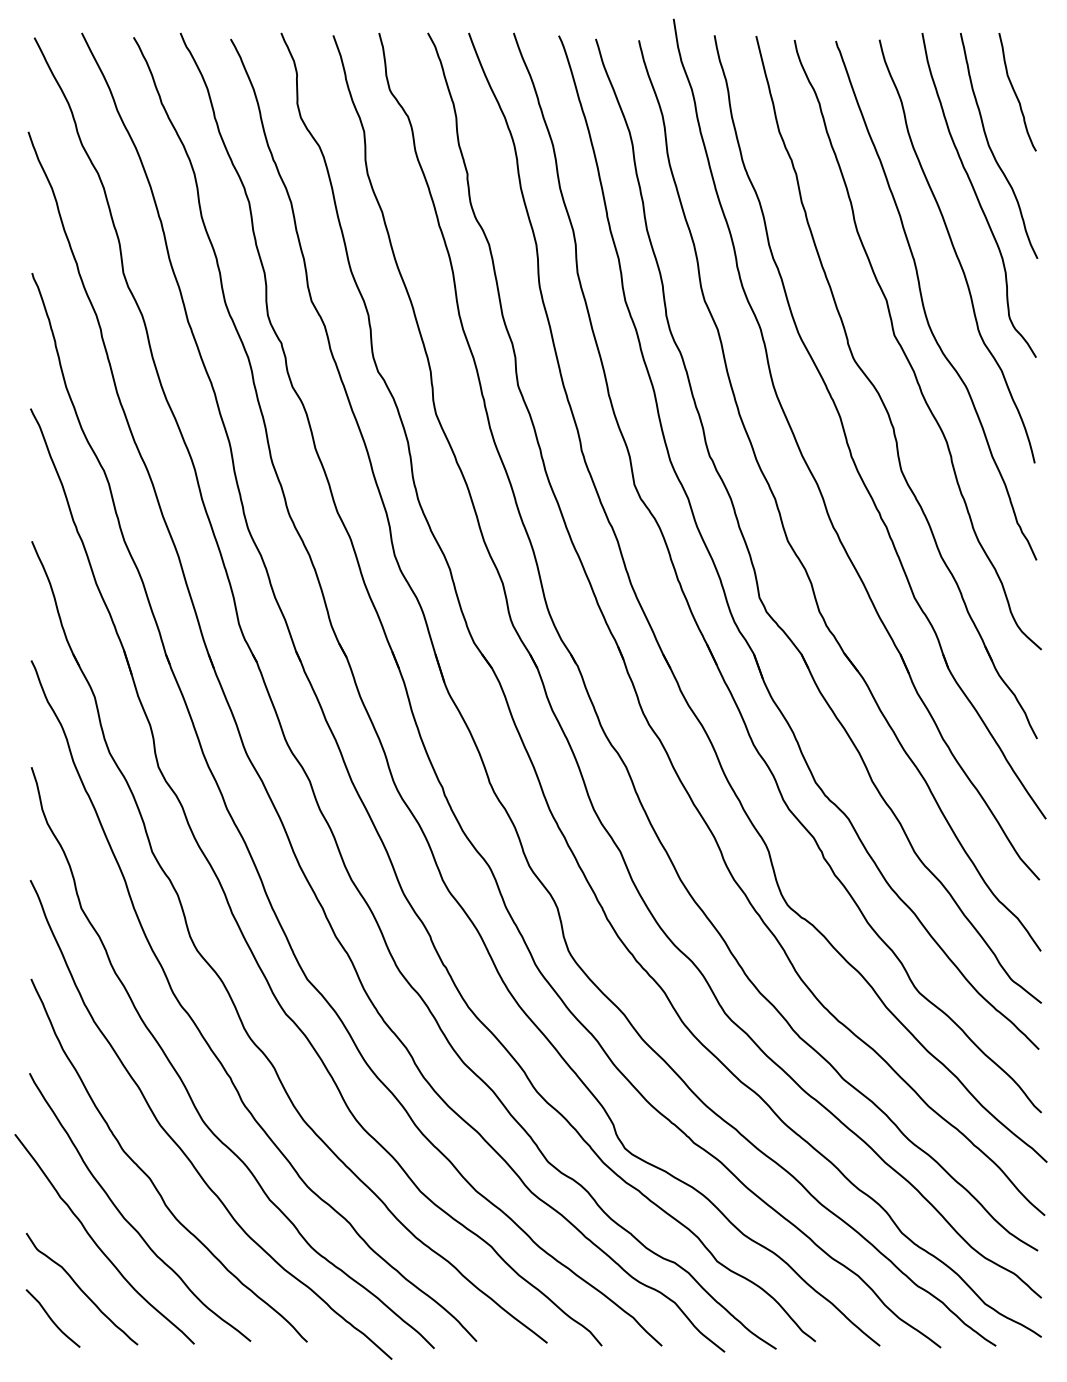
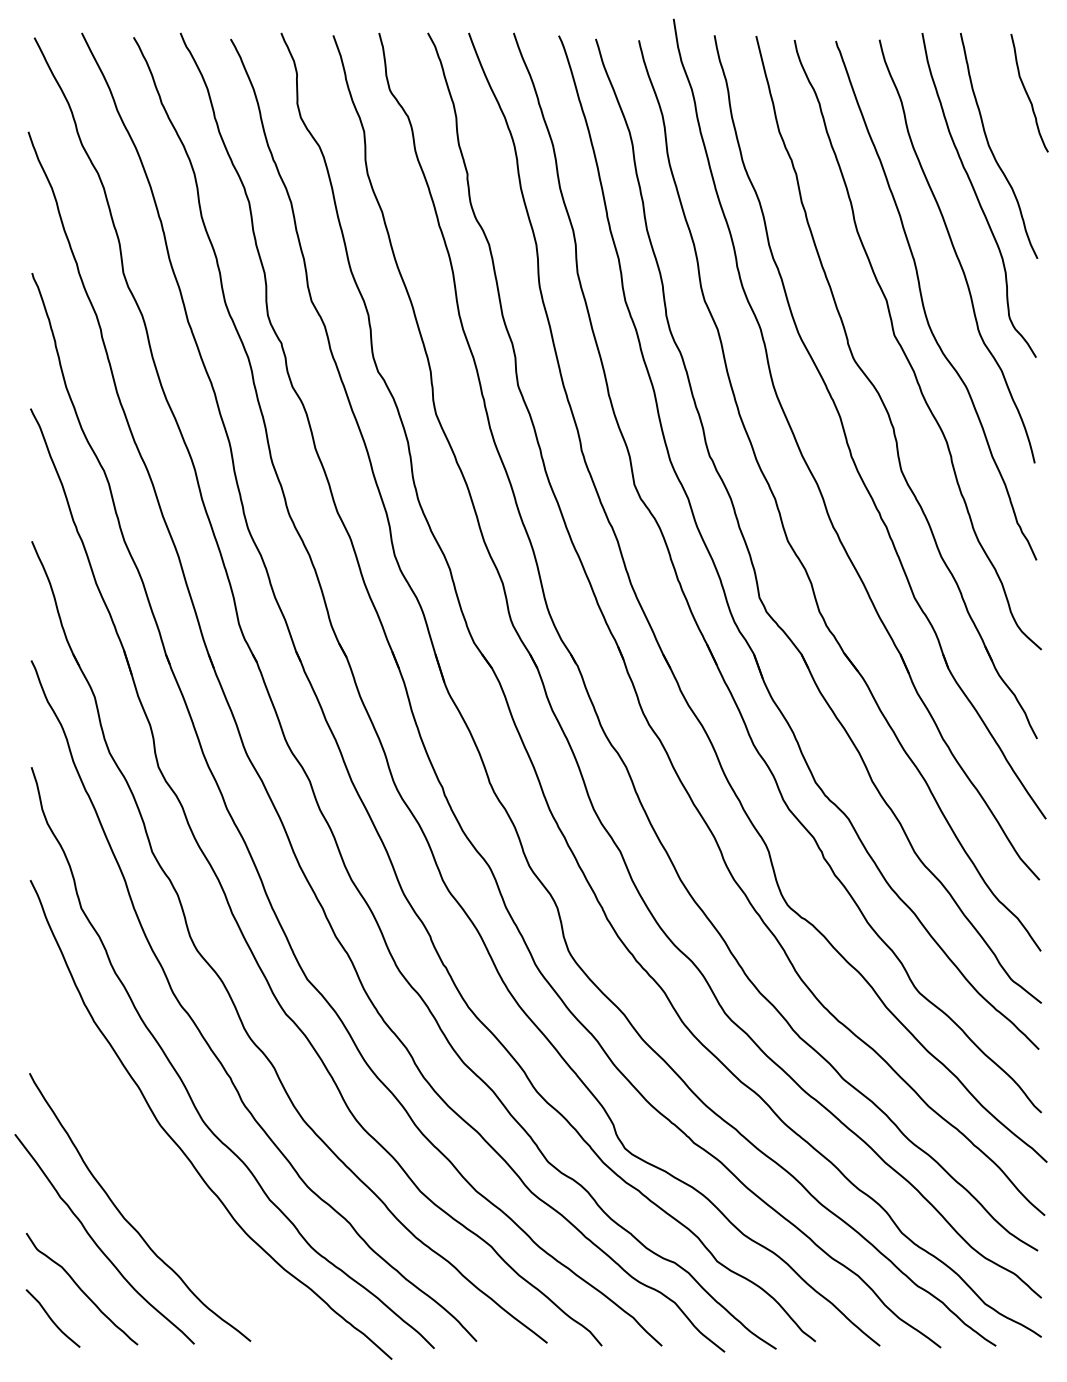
curve position: (1016, 93) -> (1028, 94) (1028, 94)
curve: present -> none (150, 1177)
